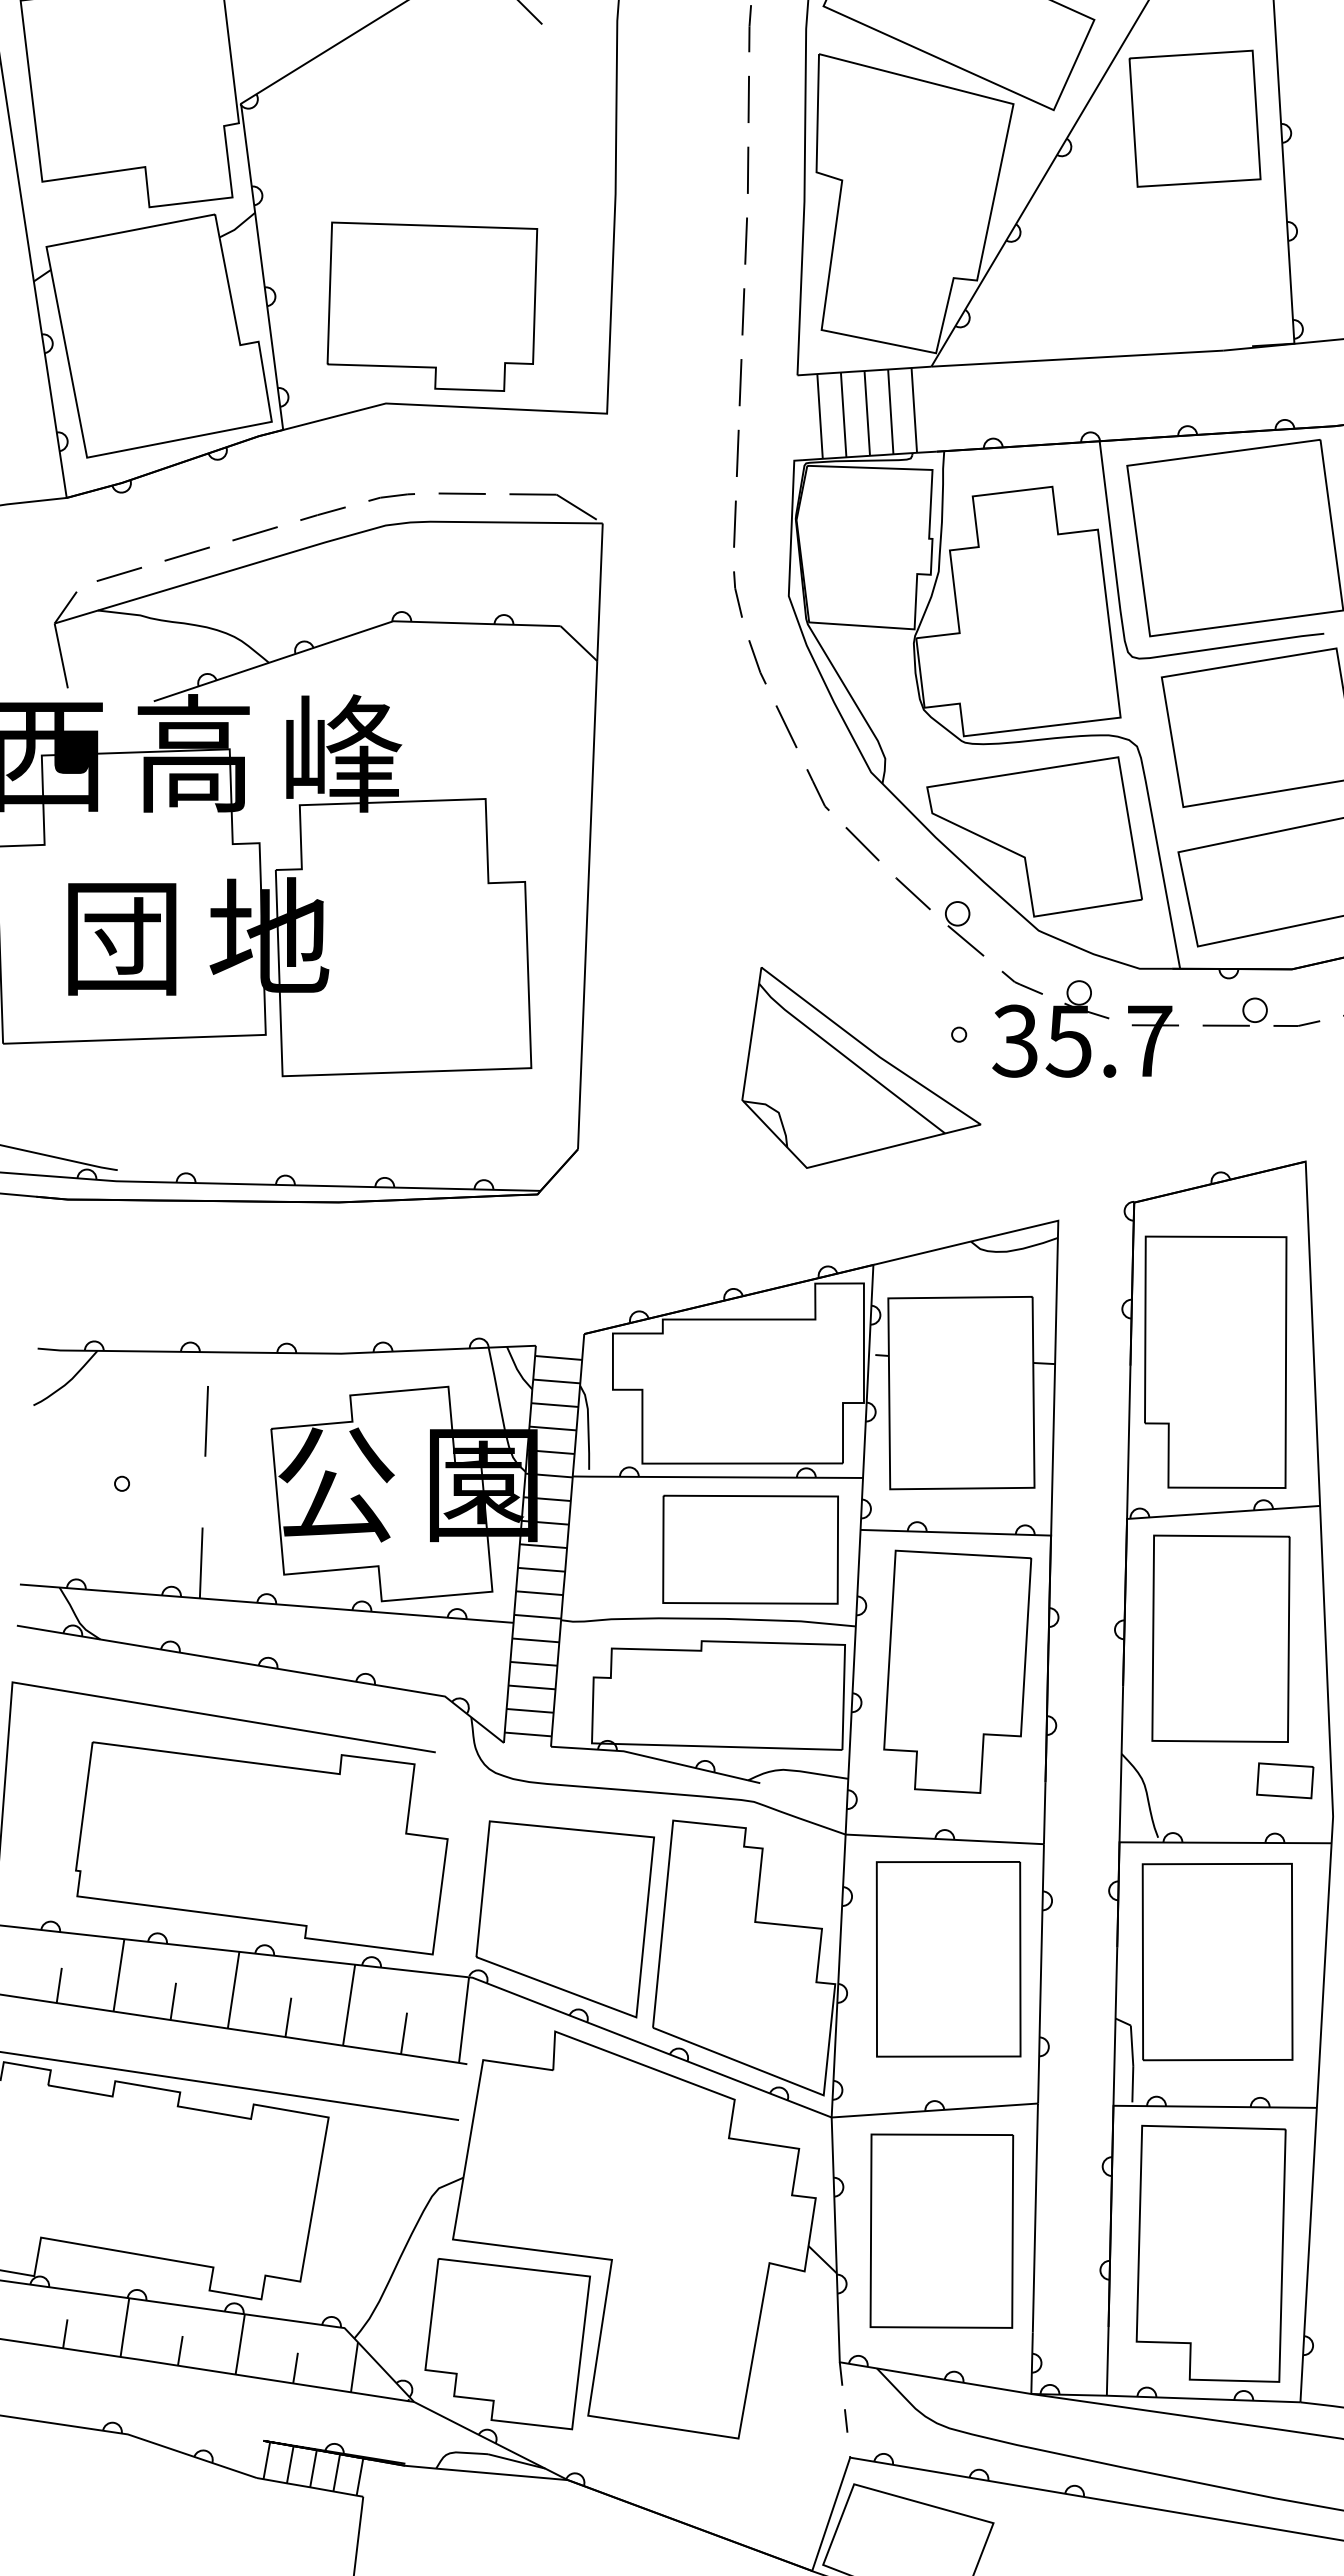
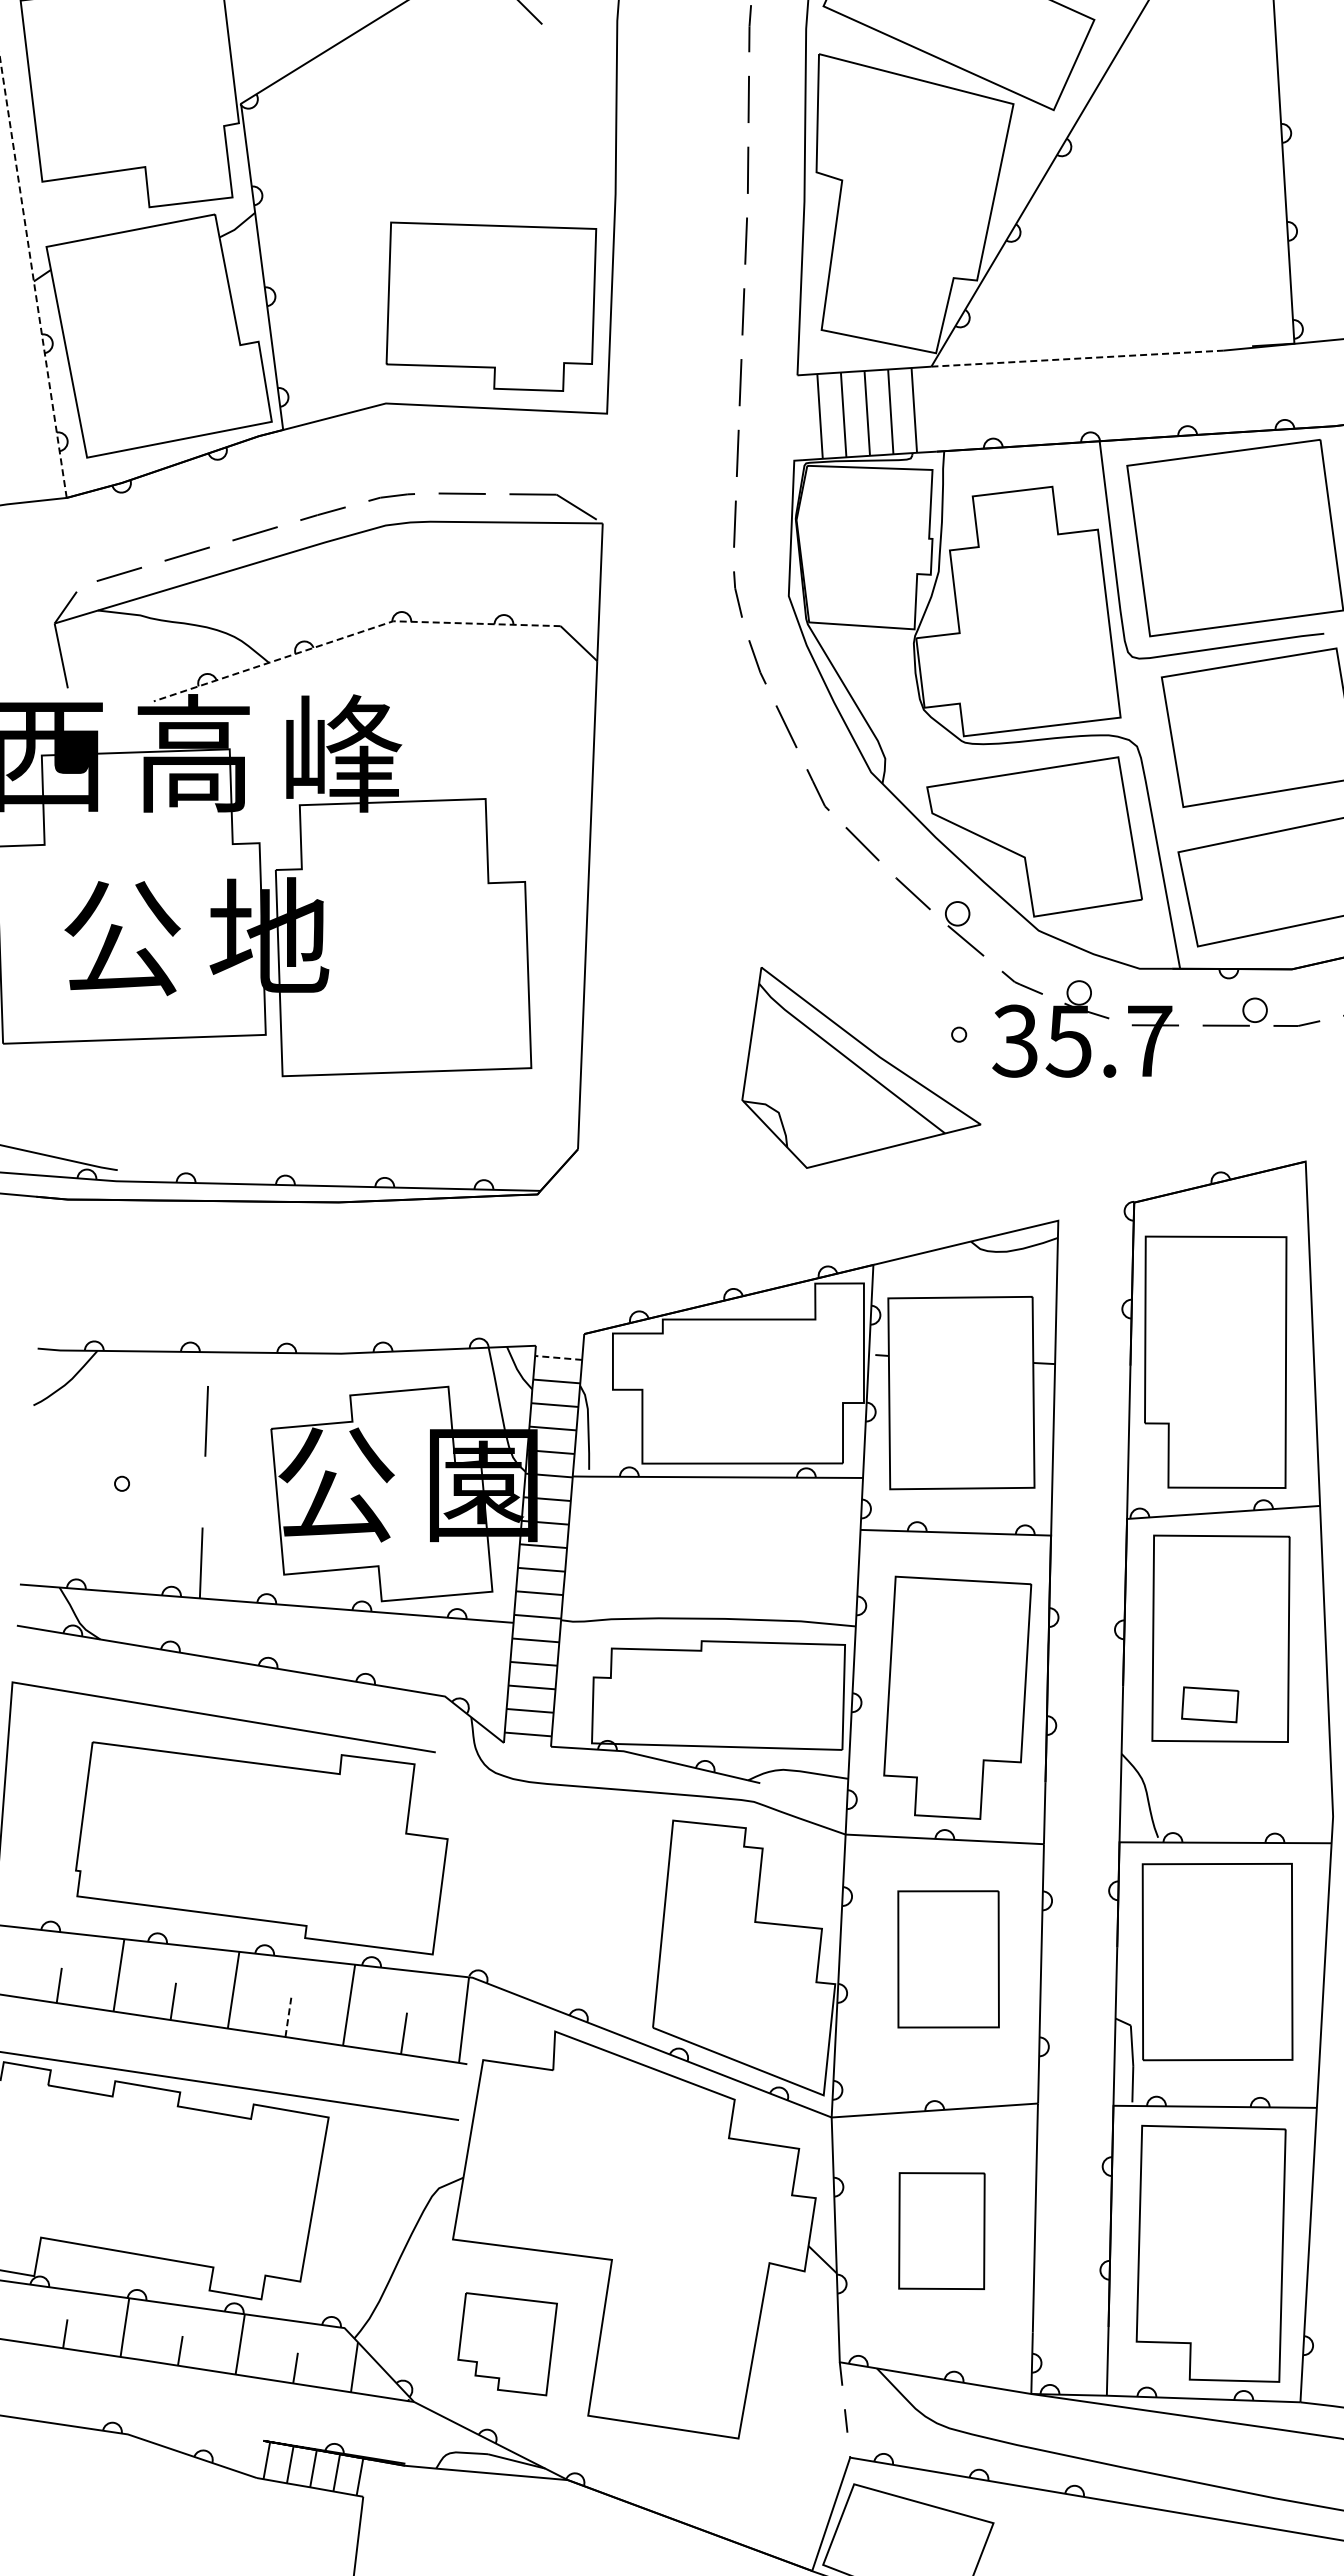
part: present -> none (1194, 118)
line: solid -> dashed (33, 277)
part position: (432, 306) -> (491, 306) (491, 306)
line: solid -> dashed (1078, 358)
line: solid -> dashed (353, 634)
text: 団 -> 公 (122, 938)
line: solid -> dashed (558, 1357)
part: present -> none (750, 1549)
part position: (957, 1671) -> (957, 1697) (957, 1697)
part position: (1285, 1780) -> (1210, 1704) (1210, 1704)
part: present -> none (564, 1919)
part size: 147x197 px -> 103x139 px (948, 1959)
line: solid -> dashed (288, 2017)
part size: 146x196 px -> 88x118 px (941, 2230)
part size: 167x173 px -> 101x105 px (507, 2344)
